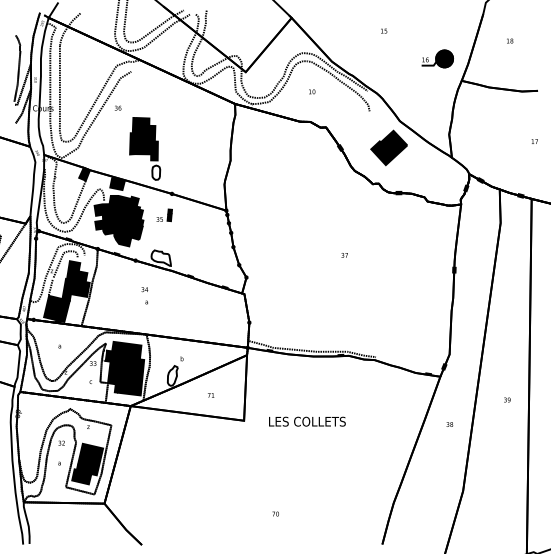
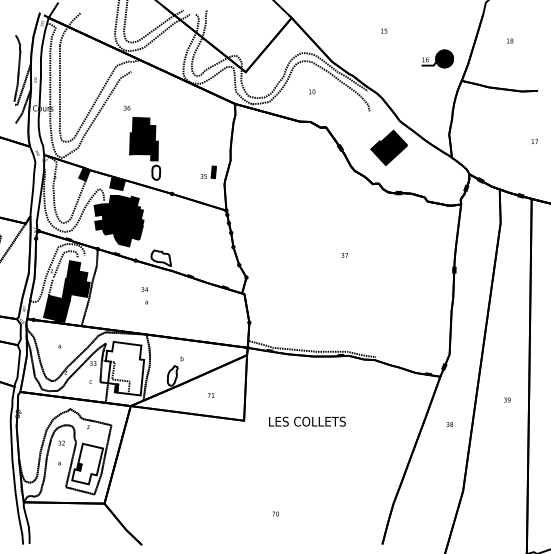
text position: (117, 107) -> (126, 107) (126, 107)
part position: (164, 215) -> (208, 172) (208, 172)
fill: present -> none (124, 368)
fill: present -> none (87, 463)
